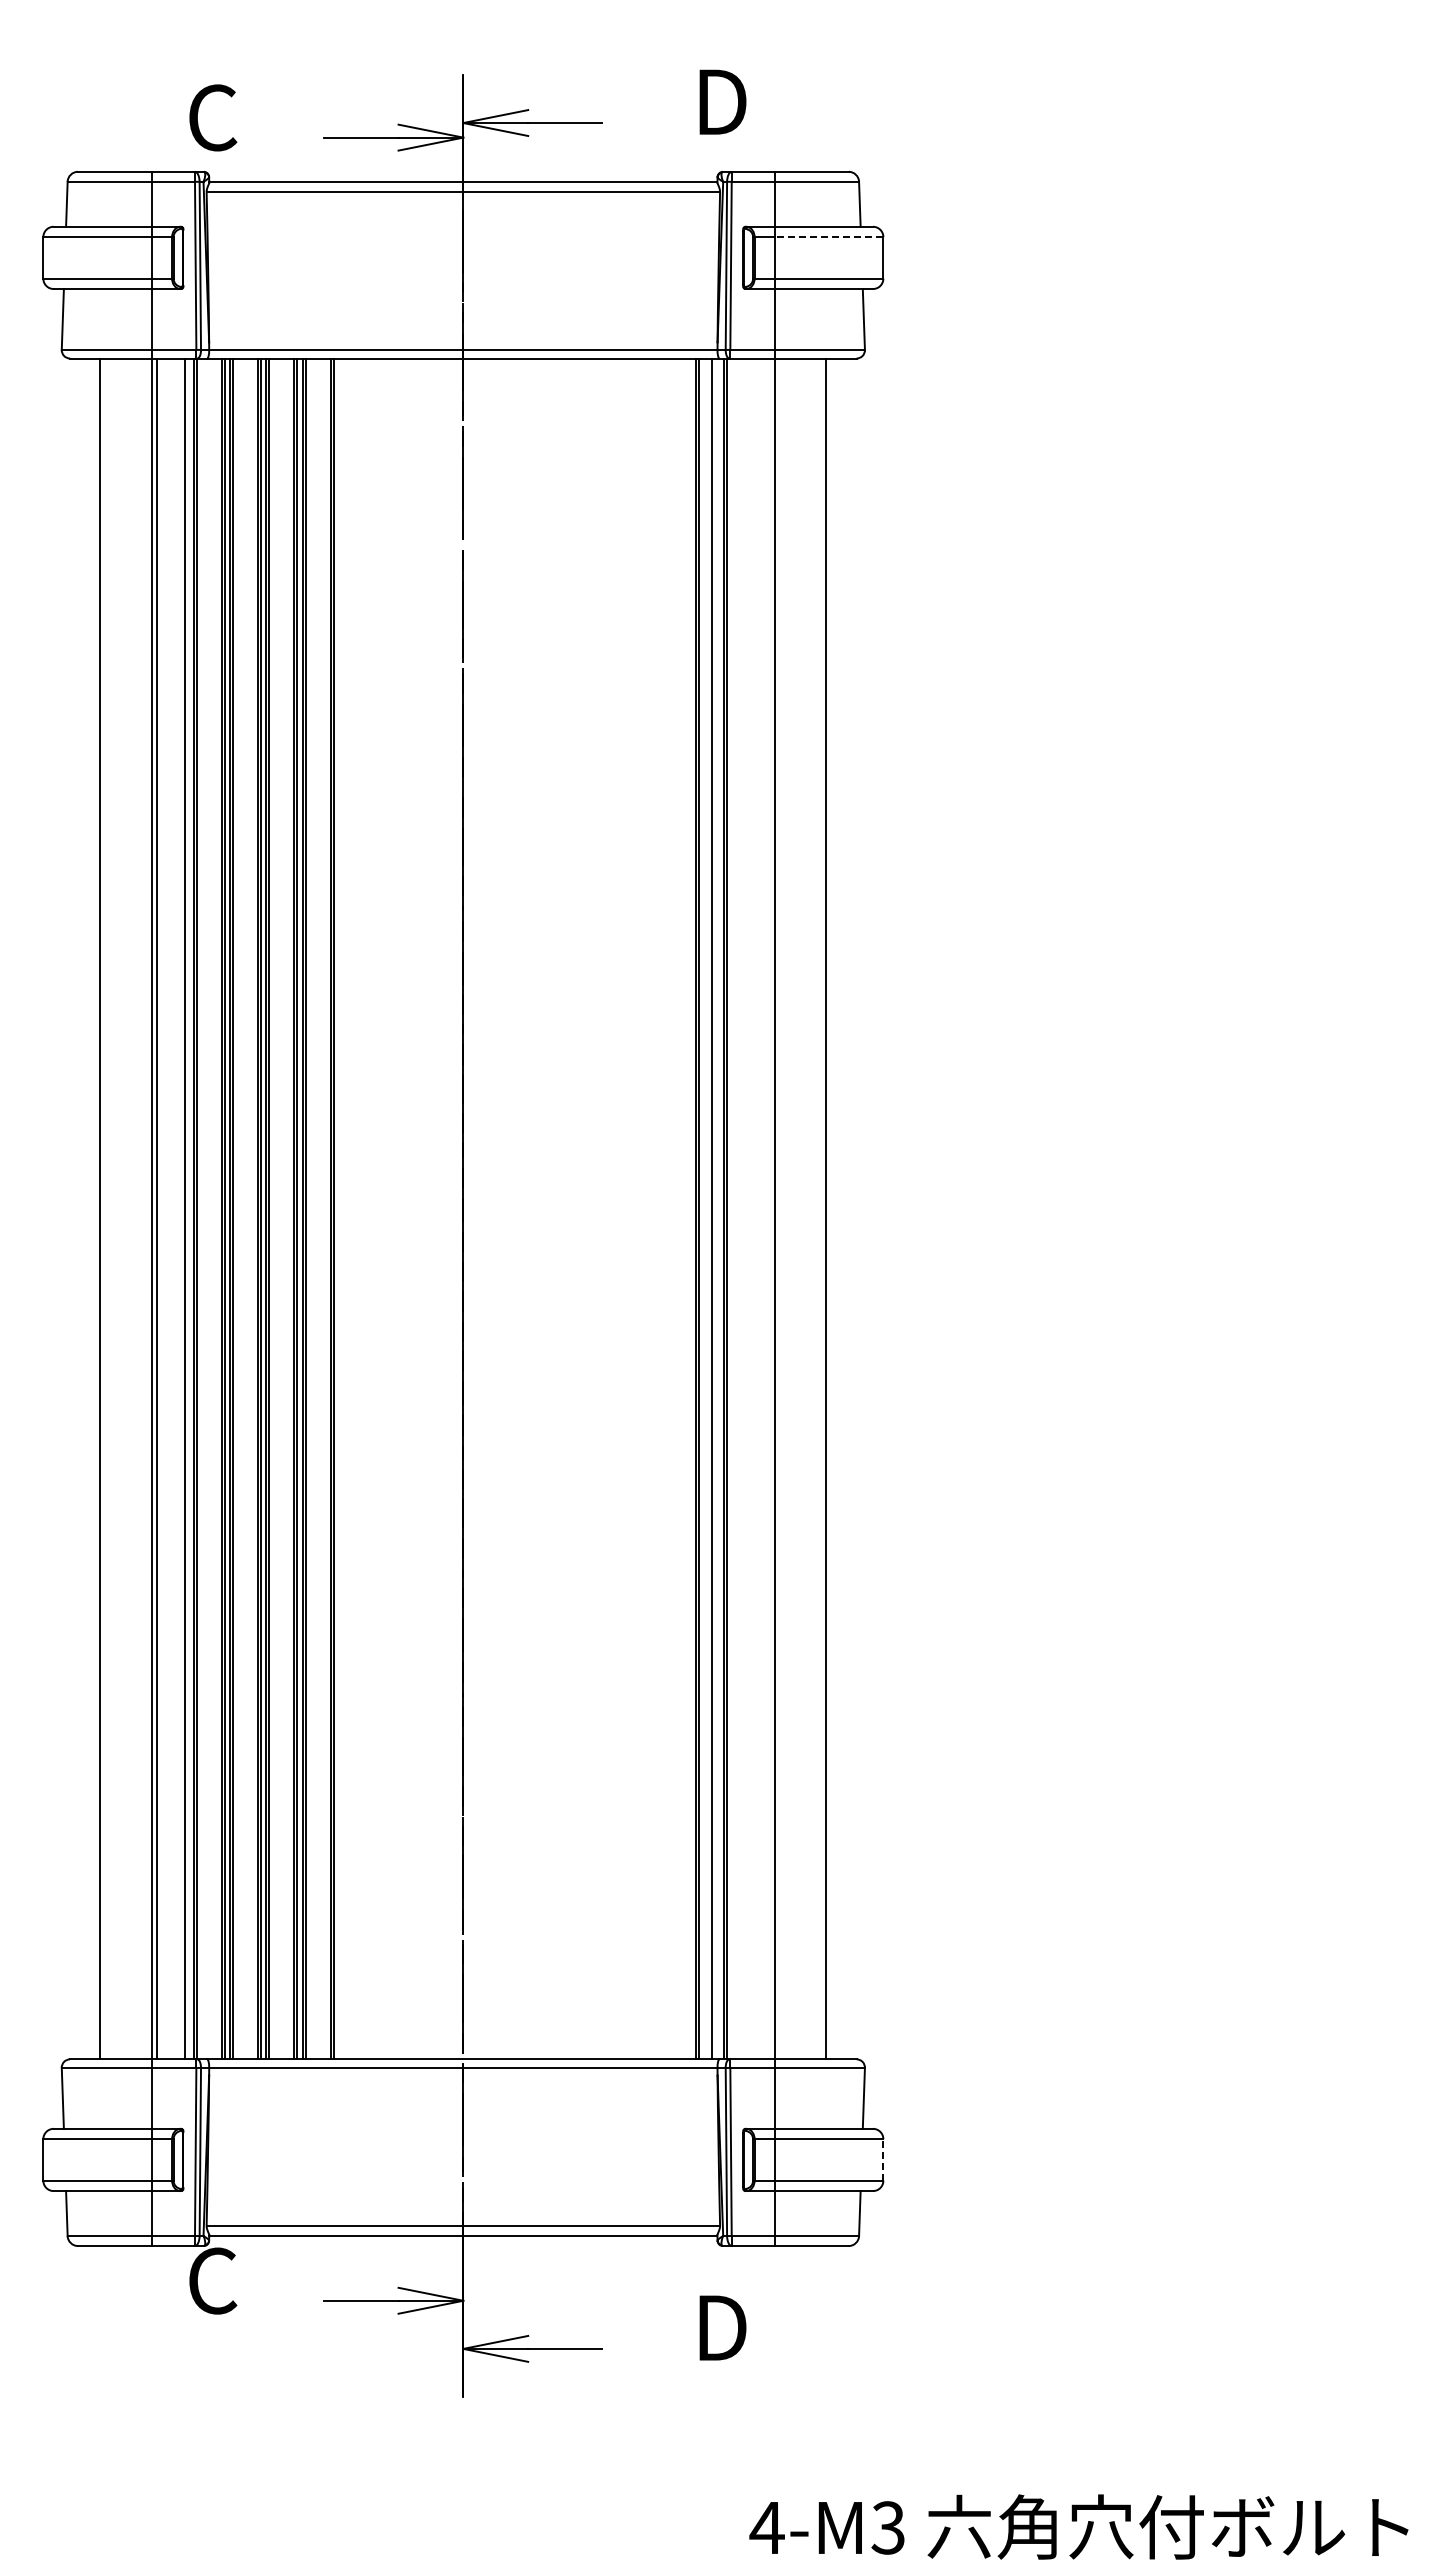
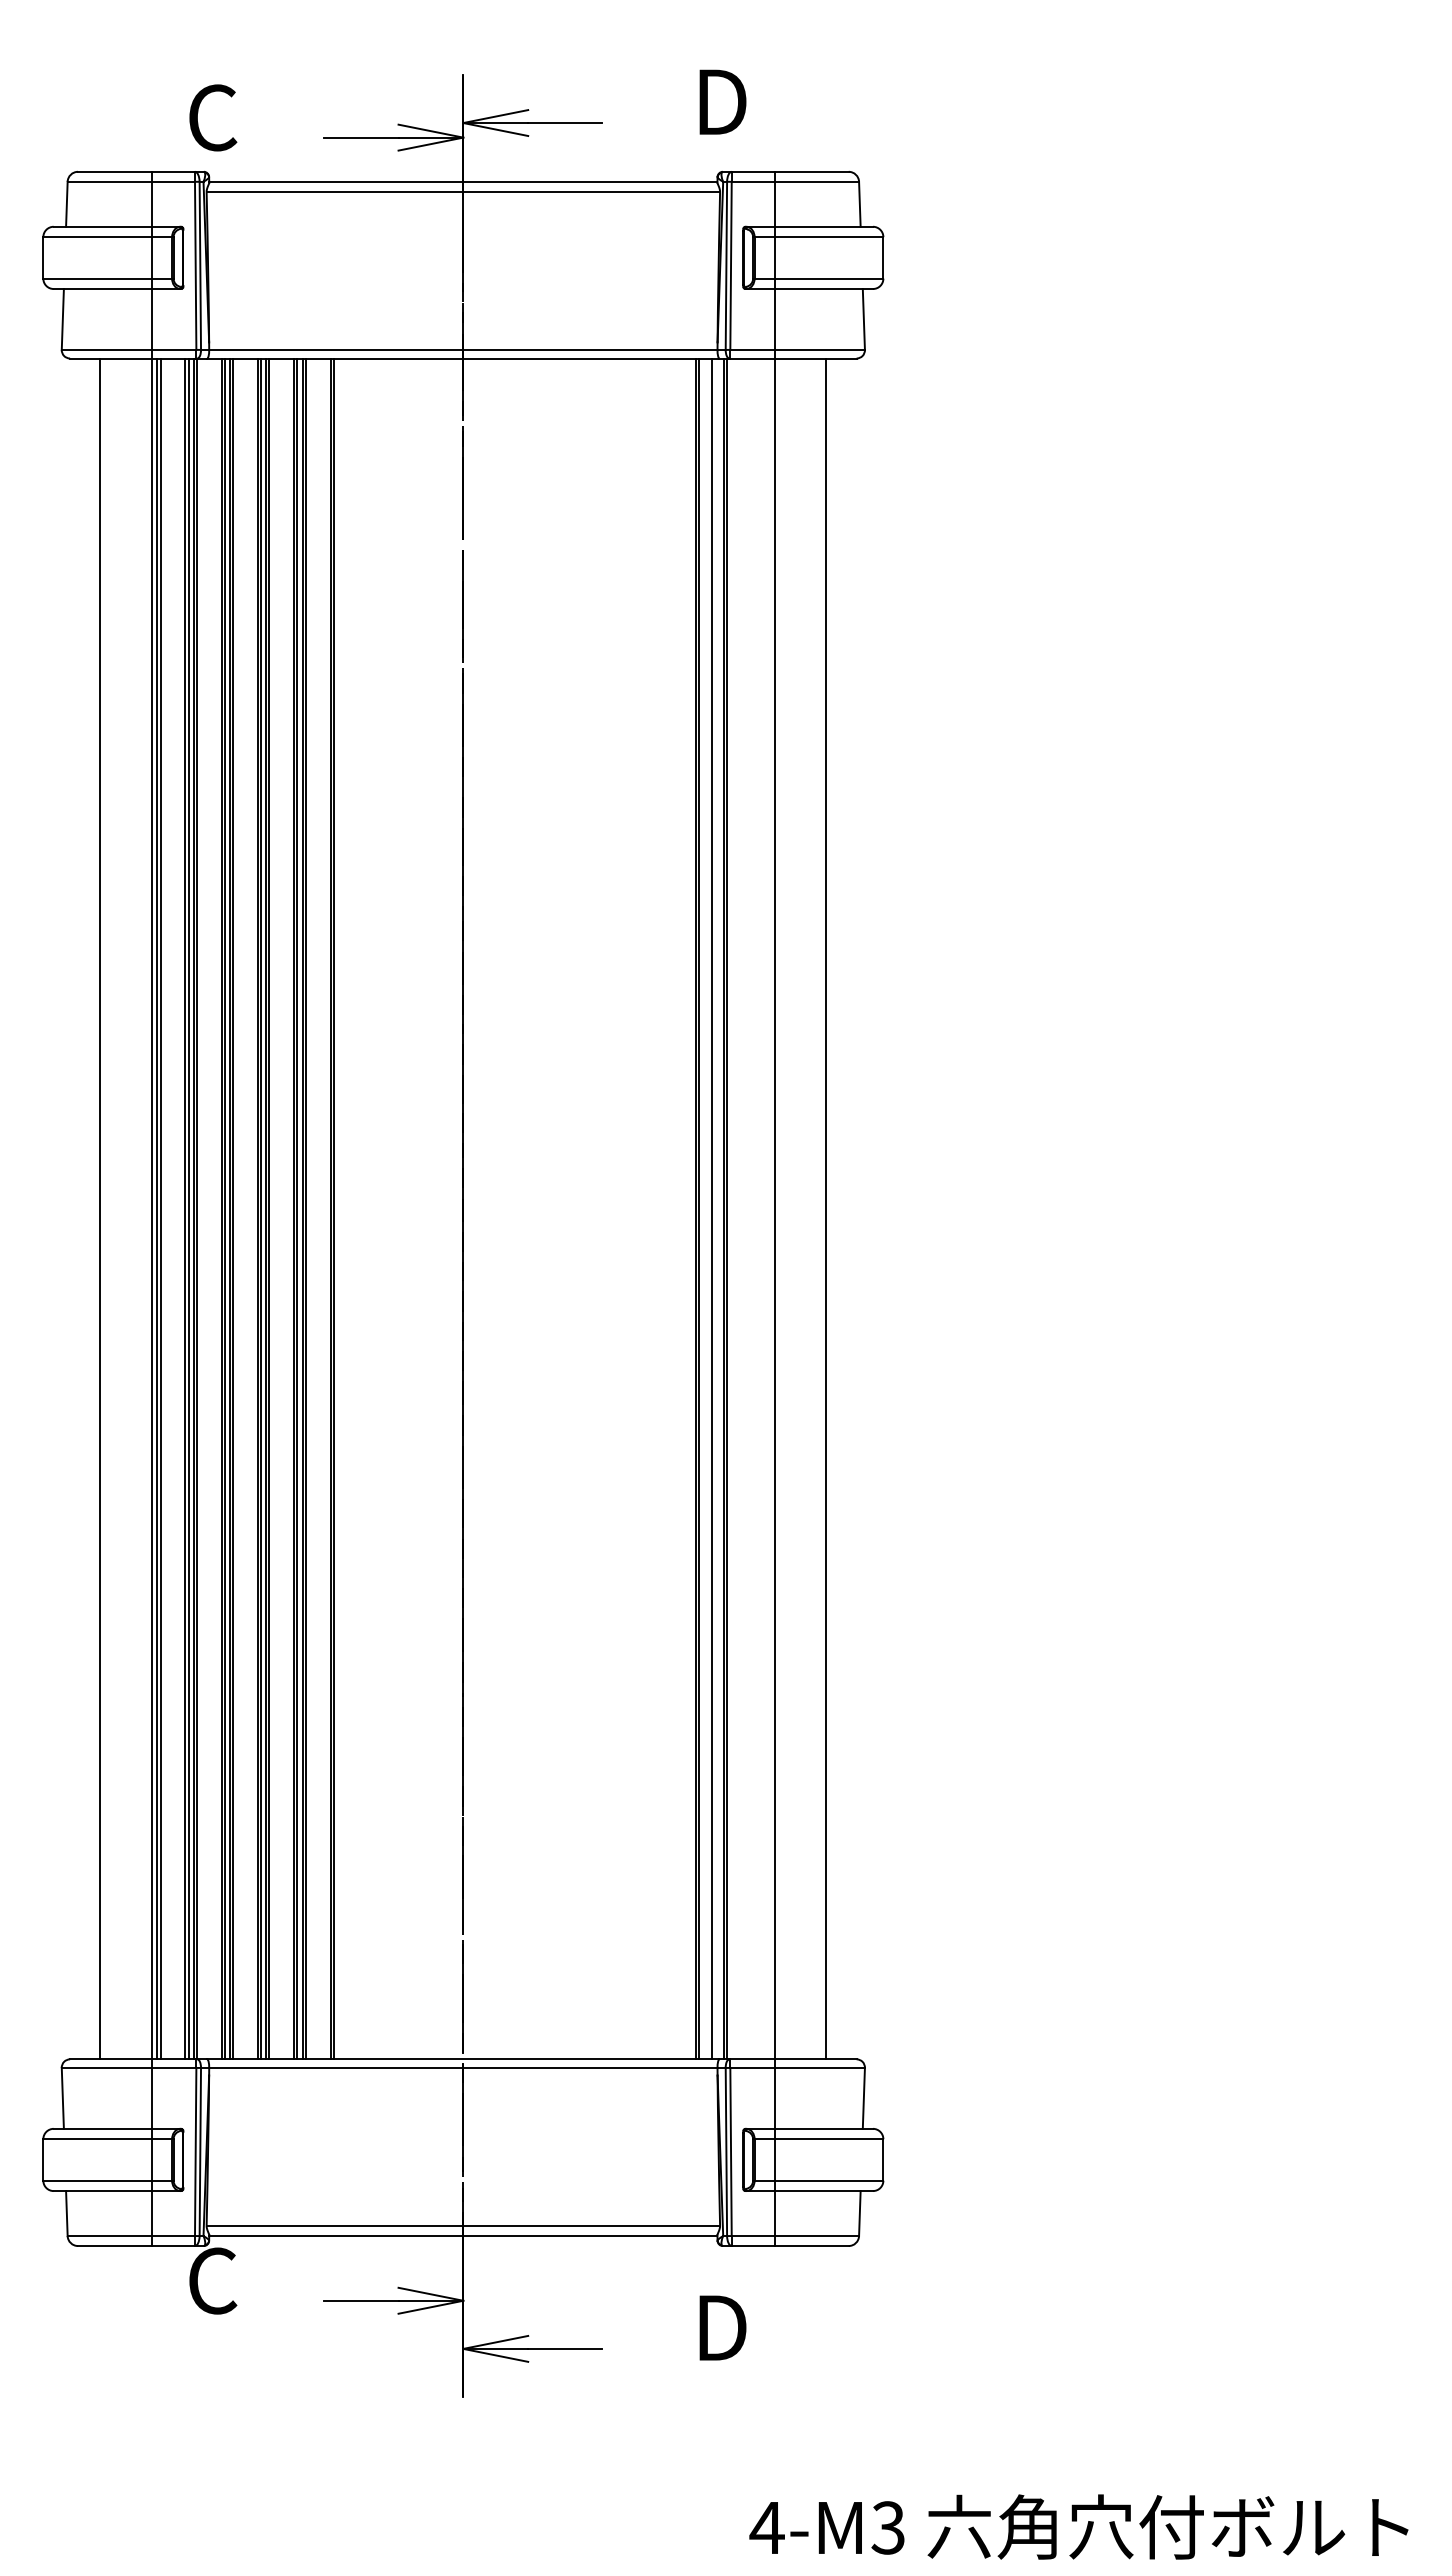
line: dashed -> solid (828, 237)
line: none -> present (160, 1208)
line: none -> present (188, 1208)
line: dashed -> solid (883, 2159)
